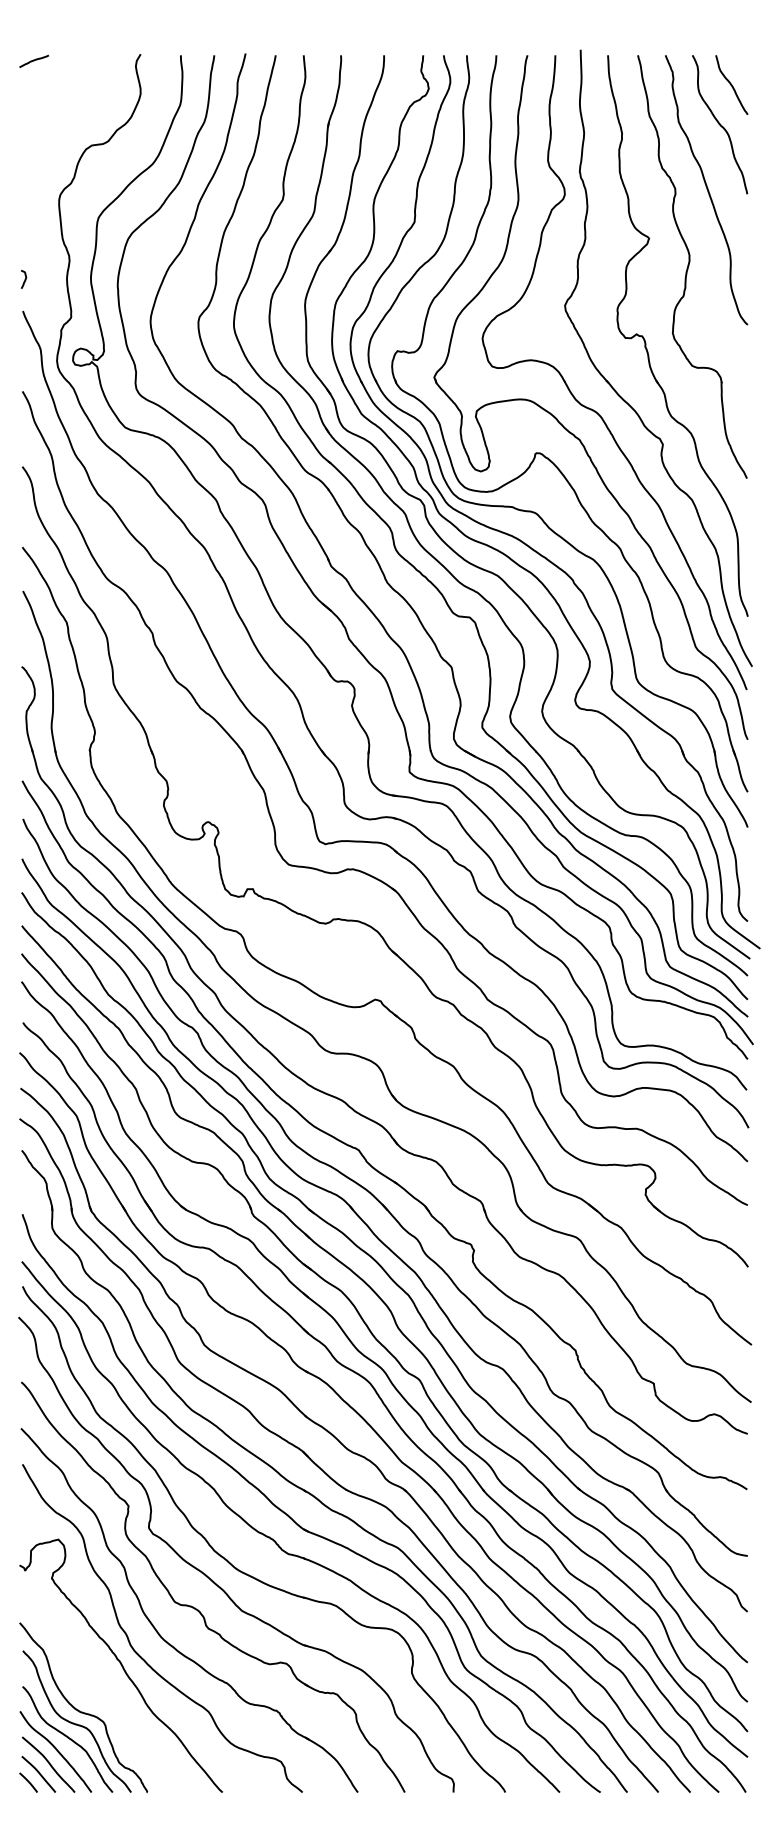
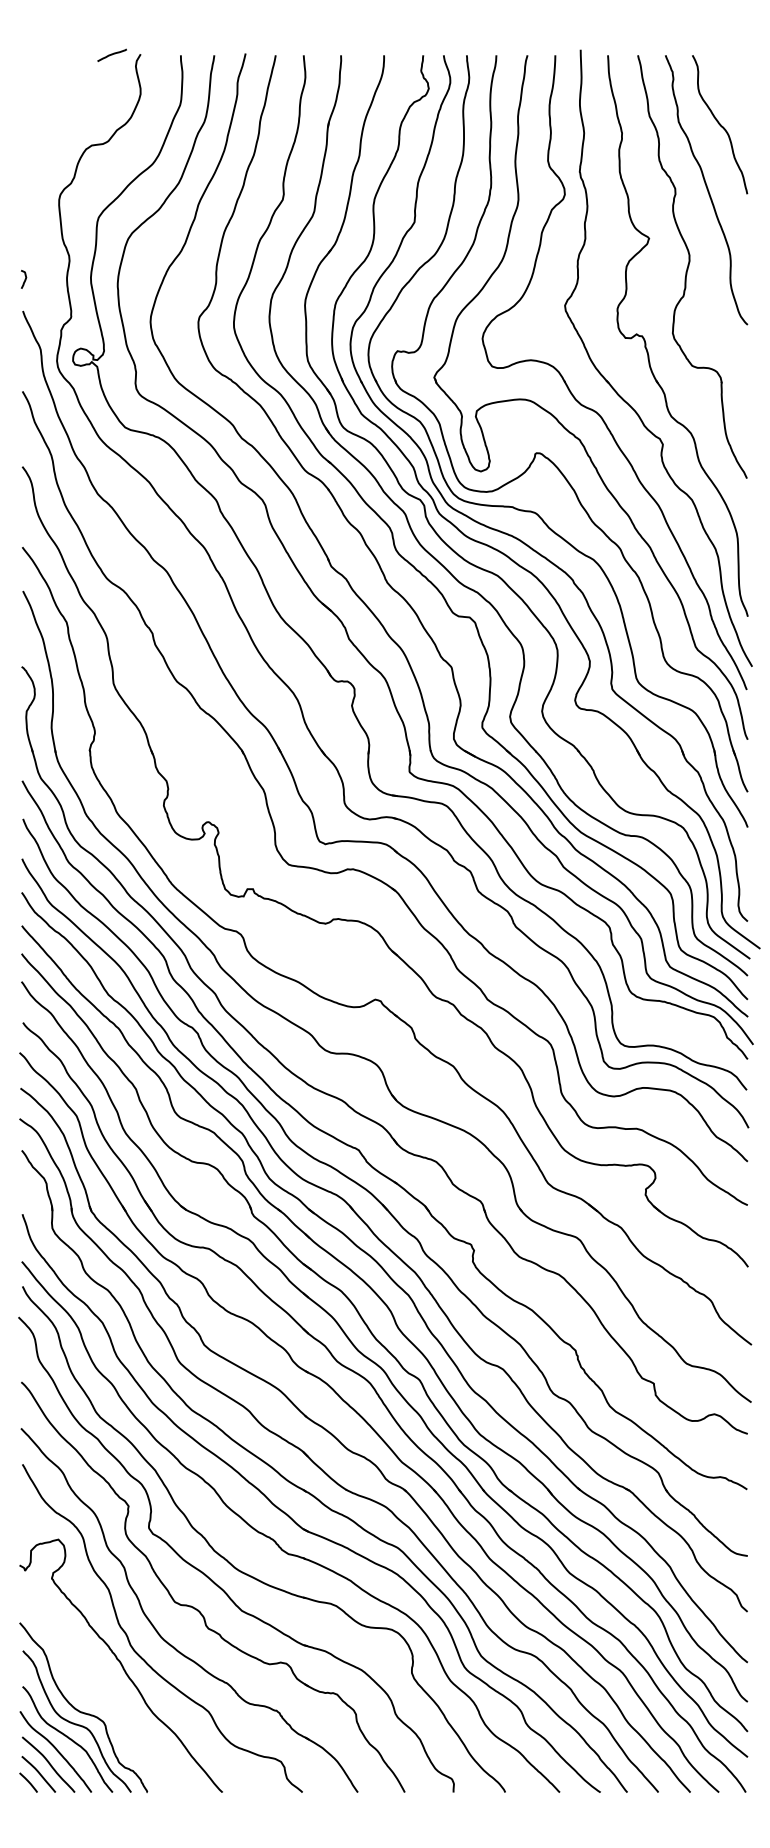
line position: (33, 60) -> (111, 54) (111, 54)
curve: present -> none (731, 84)
